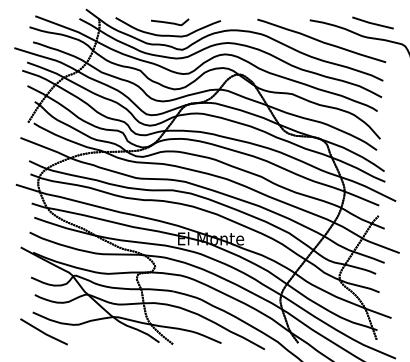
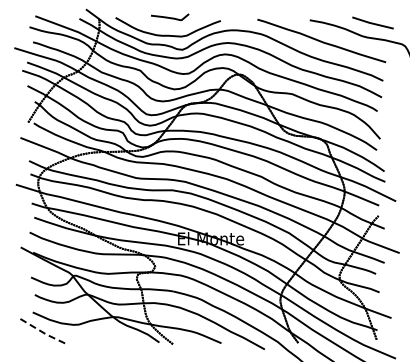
curve position: (170, 22) -> (170, 17) (170, 17)
line: solid -> dashed (43, 333)
